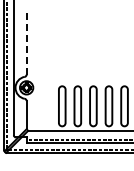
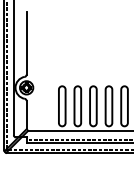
line: dashed -> solid (26, 42)
